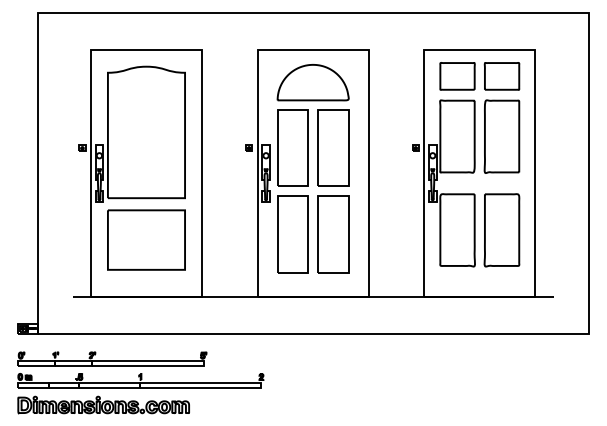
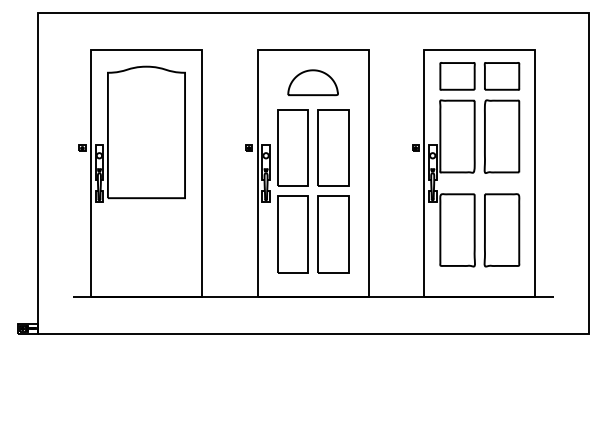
part size: 74x38 px -> 52x28 px (312, 82)
part: present -> none (146, 239)
part: present -> none (140, 382)
